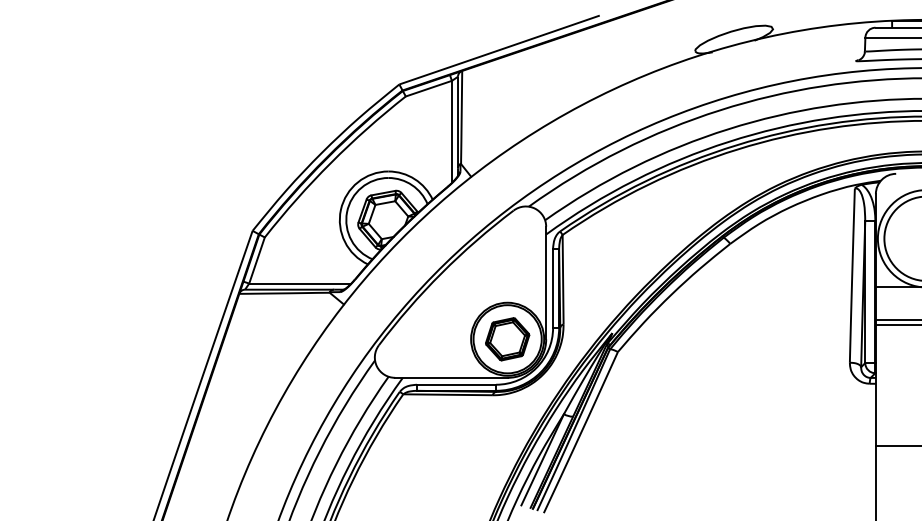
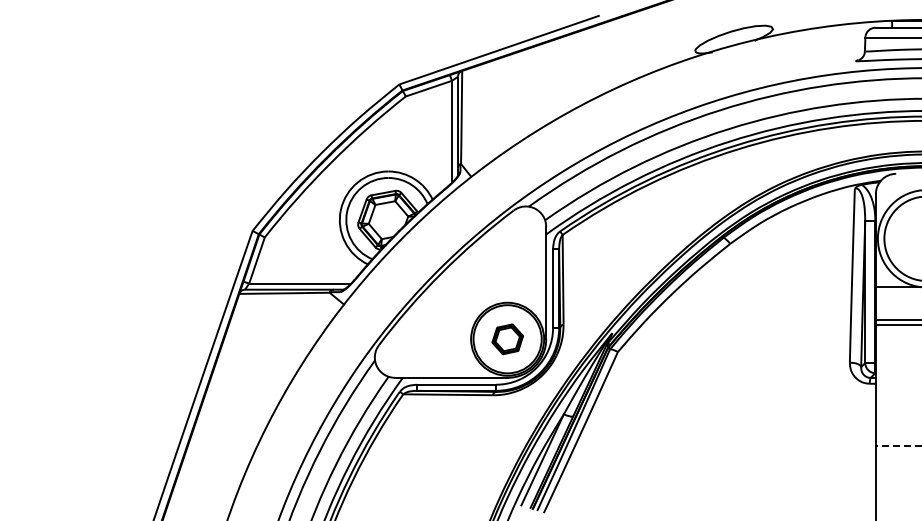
part size: 46x45 px -> 33x33 px (507, 339)
line: solid -> dashed (898, 446)
